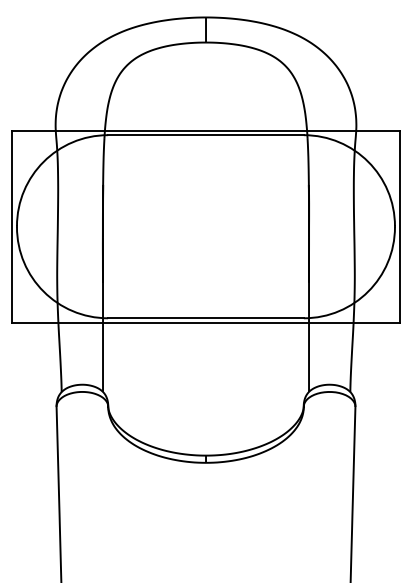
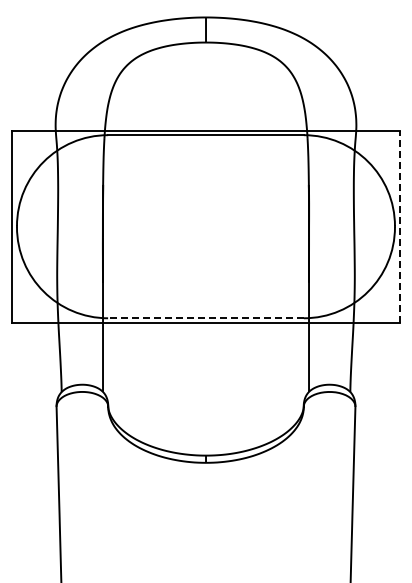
line: solid -> dashed (399, 226)
line: solid -> dashed (205, 318)
